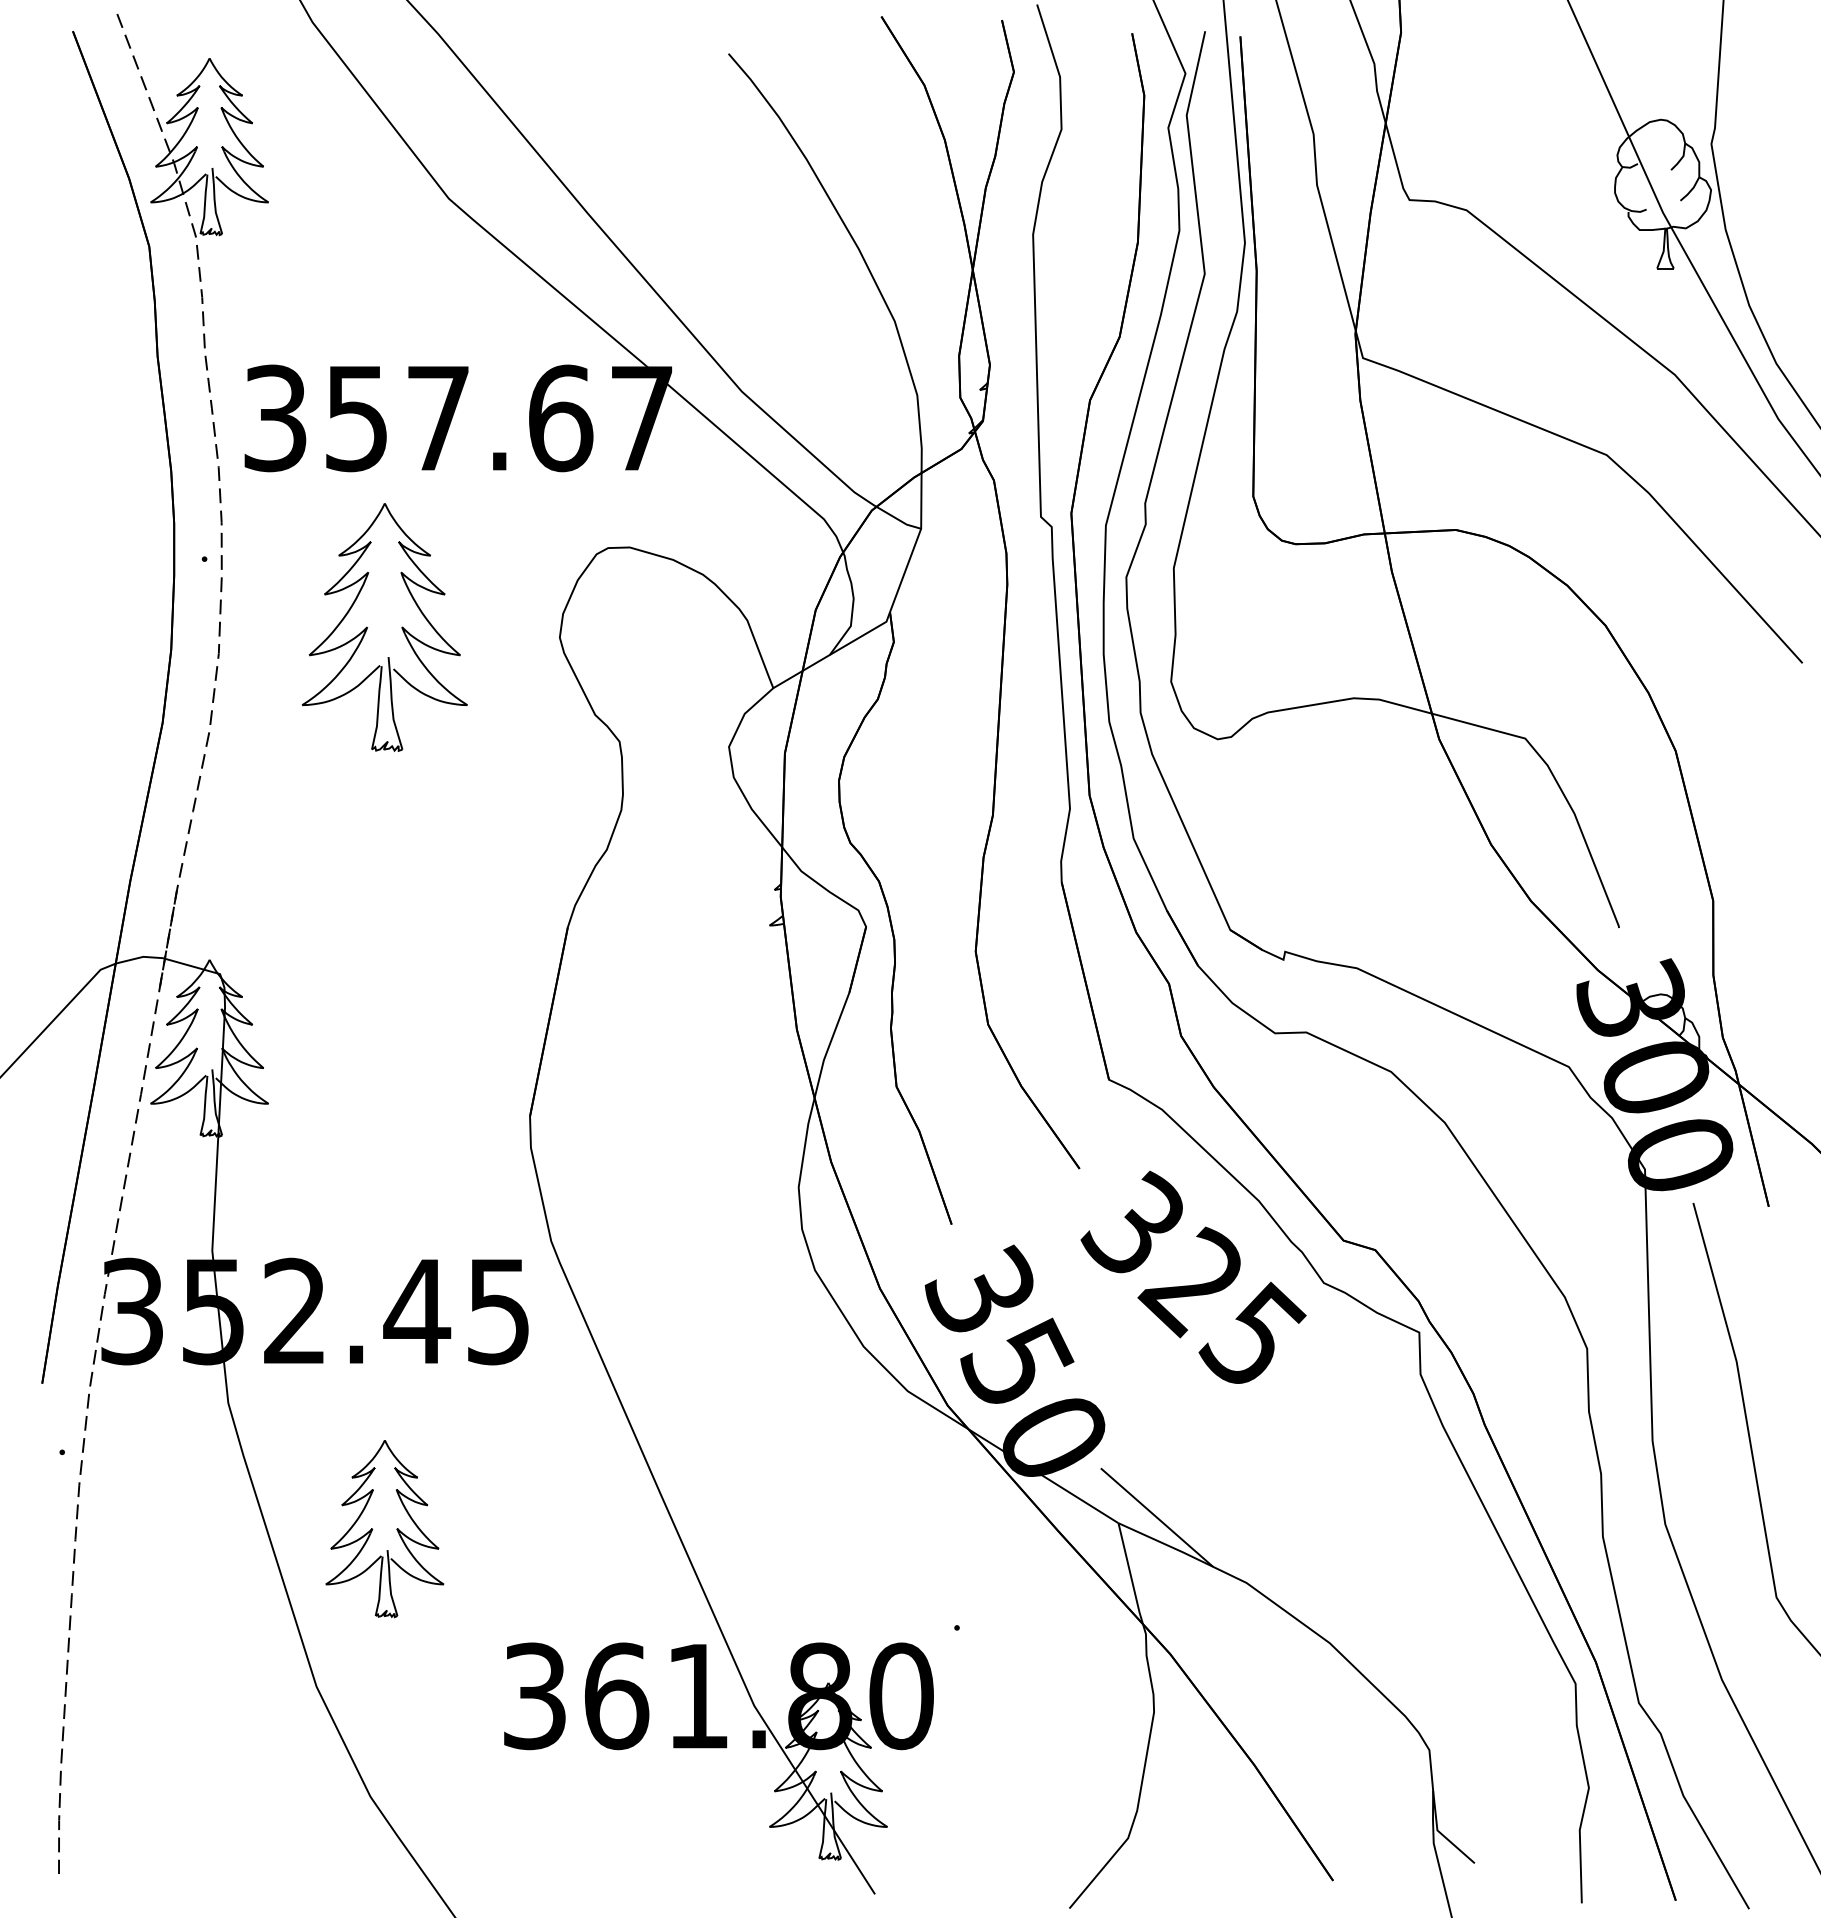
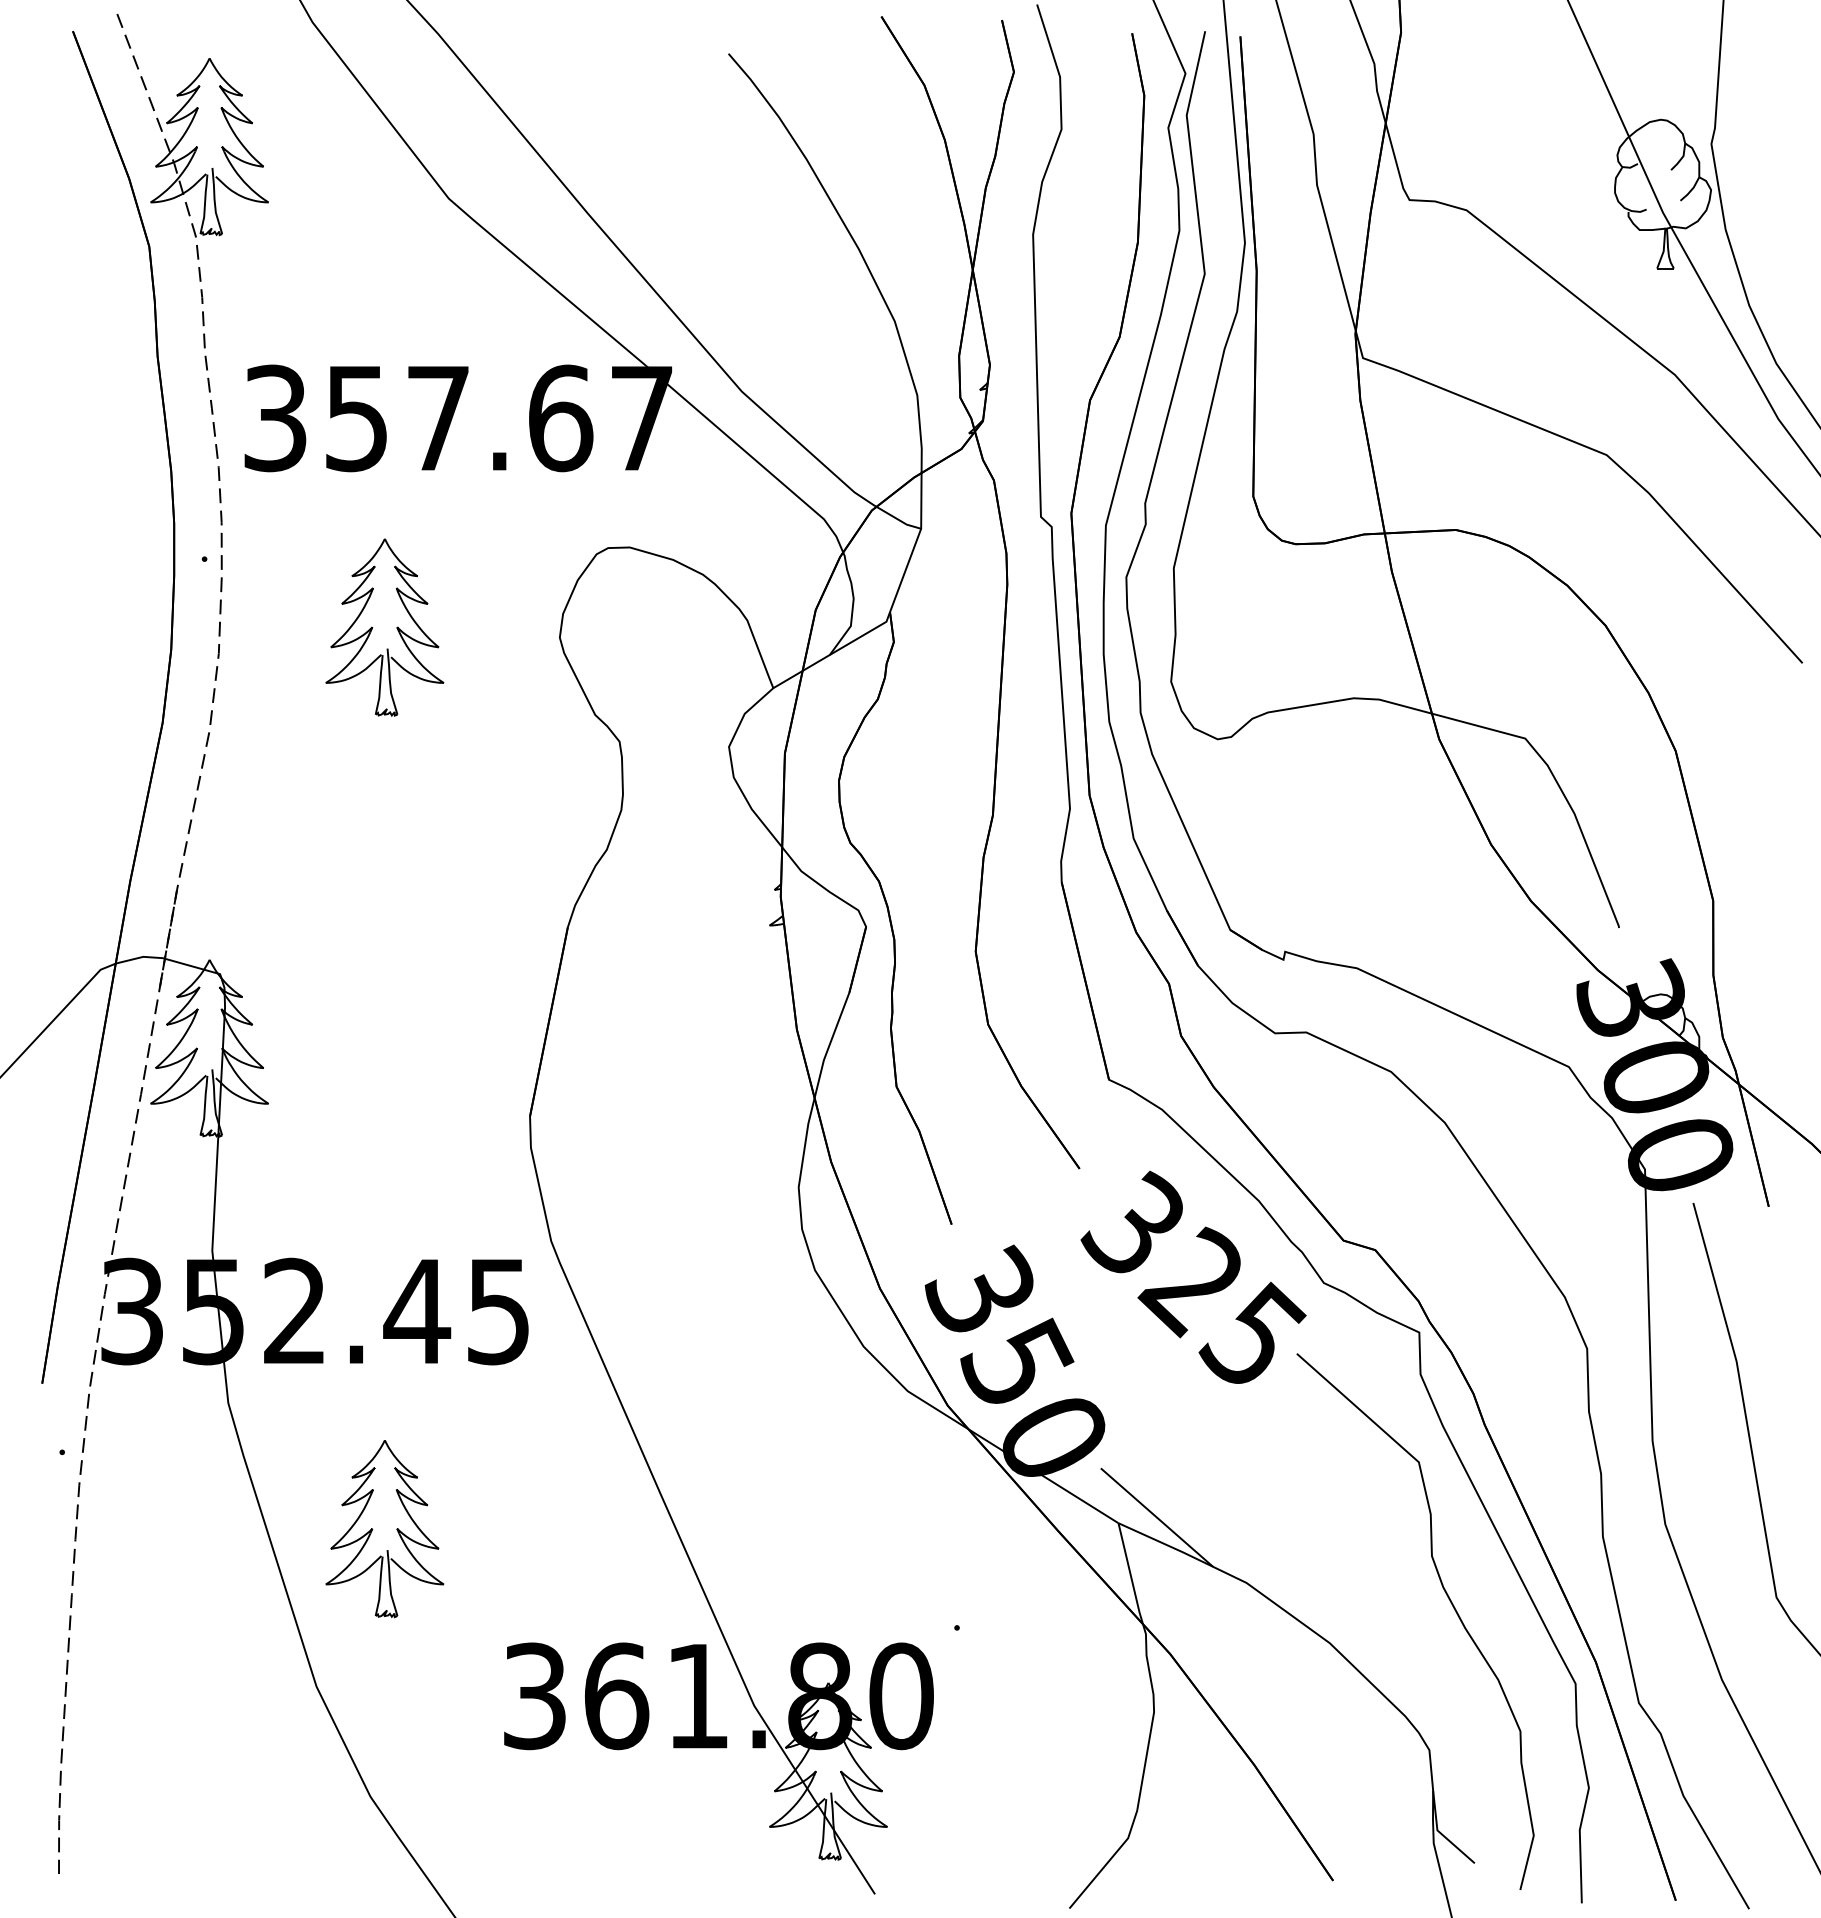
part size: 167x249 px -> 120x179 px (384, 627)
curve: none -> present (1449, 1601)
